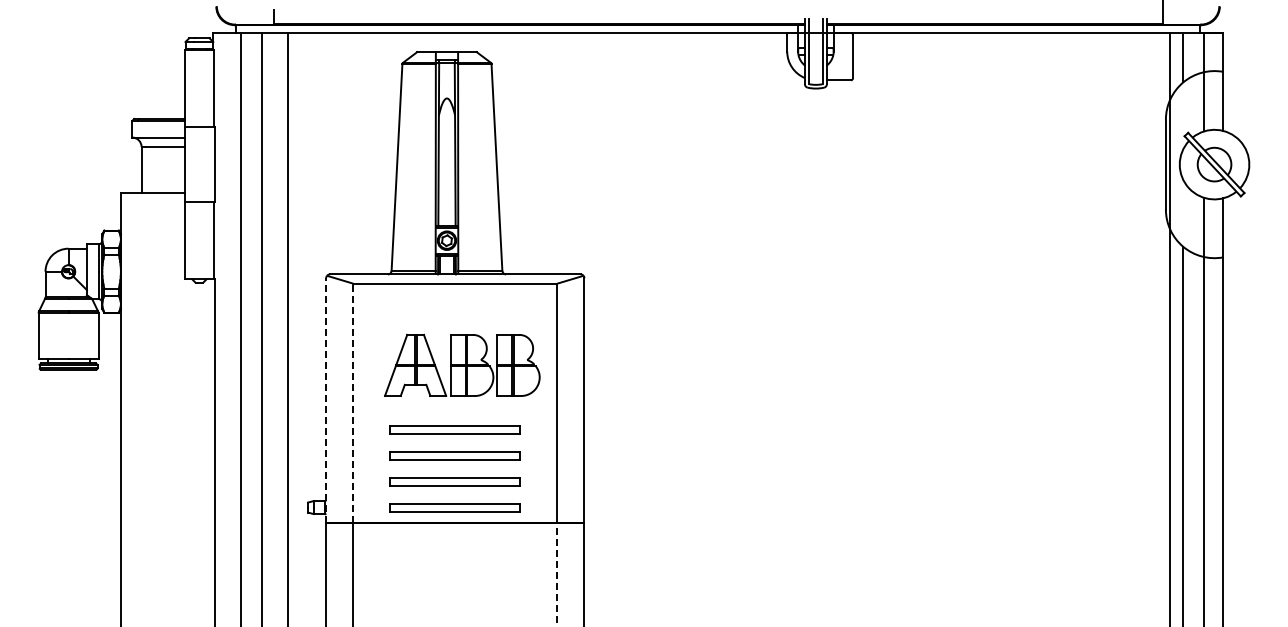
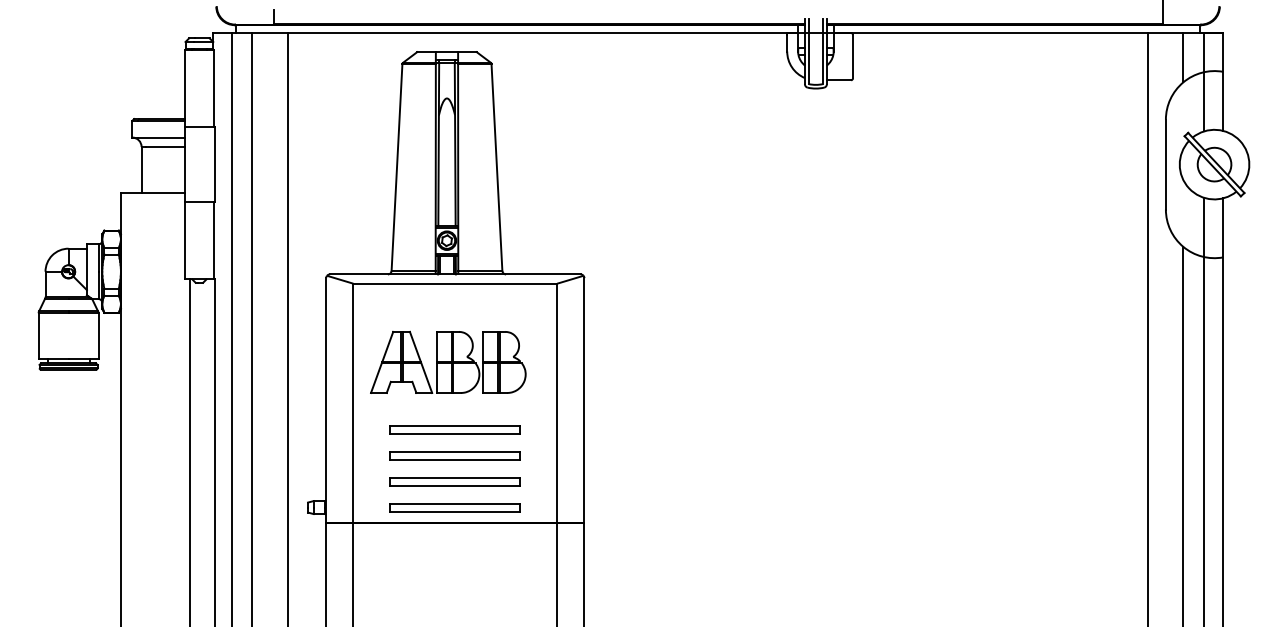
line position: (240, 328) -> (231, 328) (231, 328)
line position: (262, 328) -> (252, 328) (252, 328)
line position: (1170, 328) -> (1148, 328) (1148, 328)
part position: (462, 364) -> (448, 361) (448, 361)
line: dashed -> solid (326, 399)
line: dashed -> solid (353, 402)
line: none -> present (189, 451)
line: dashed -> solid (557, 574)
